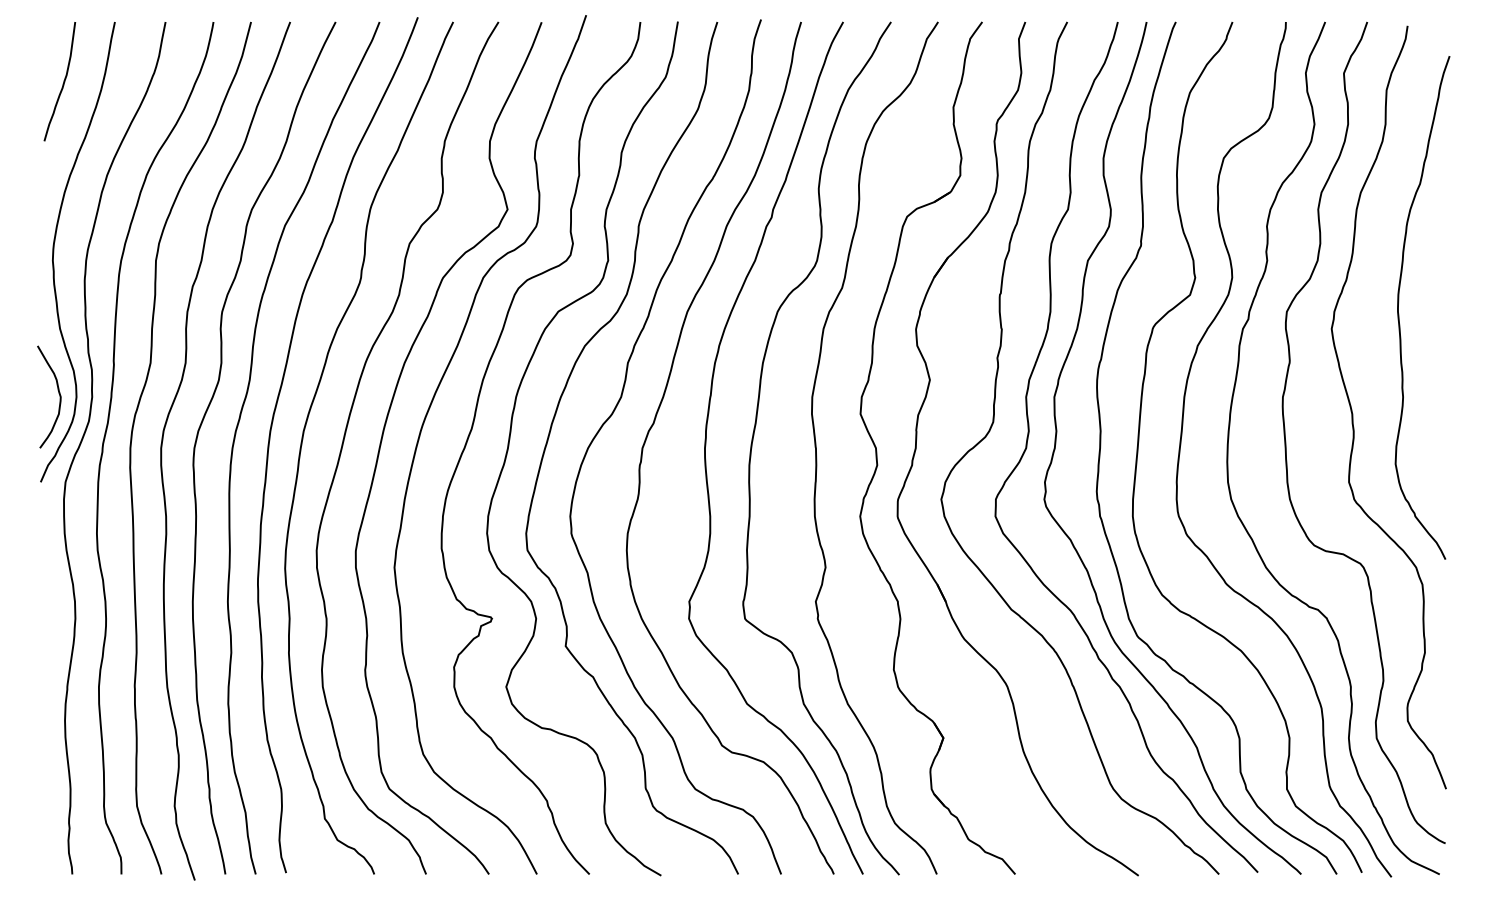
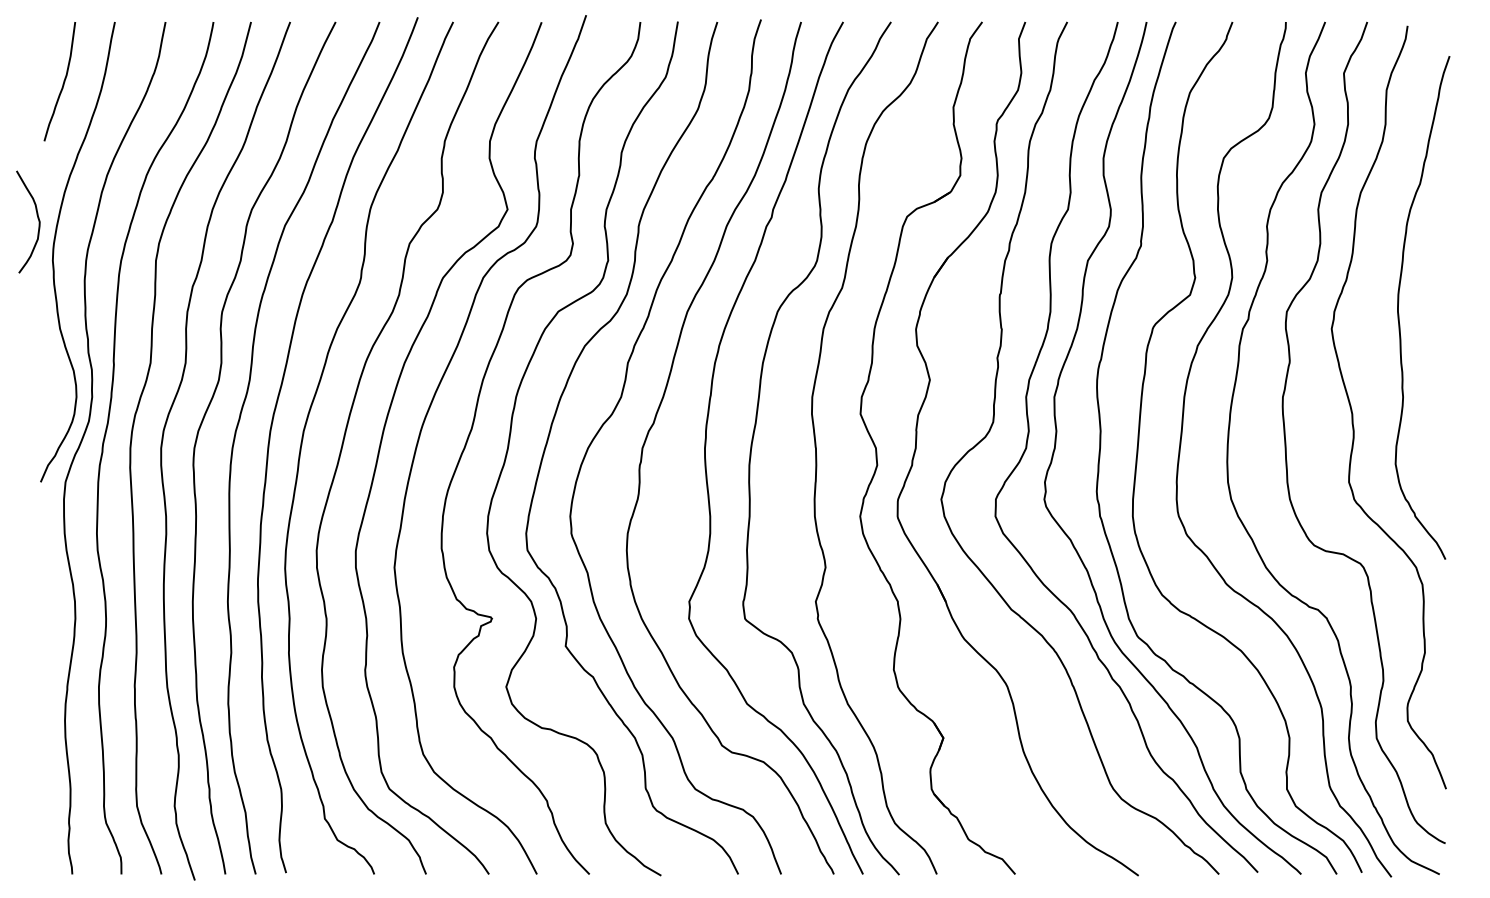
curve position: (58, 393) -> (37, 218) (37, 218)
